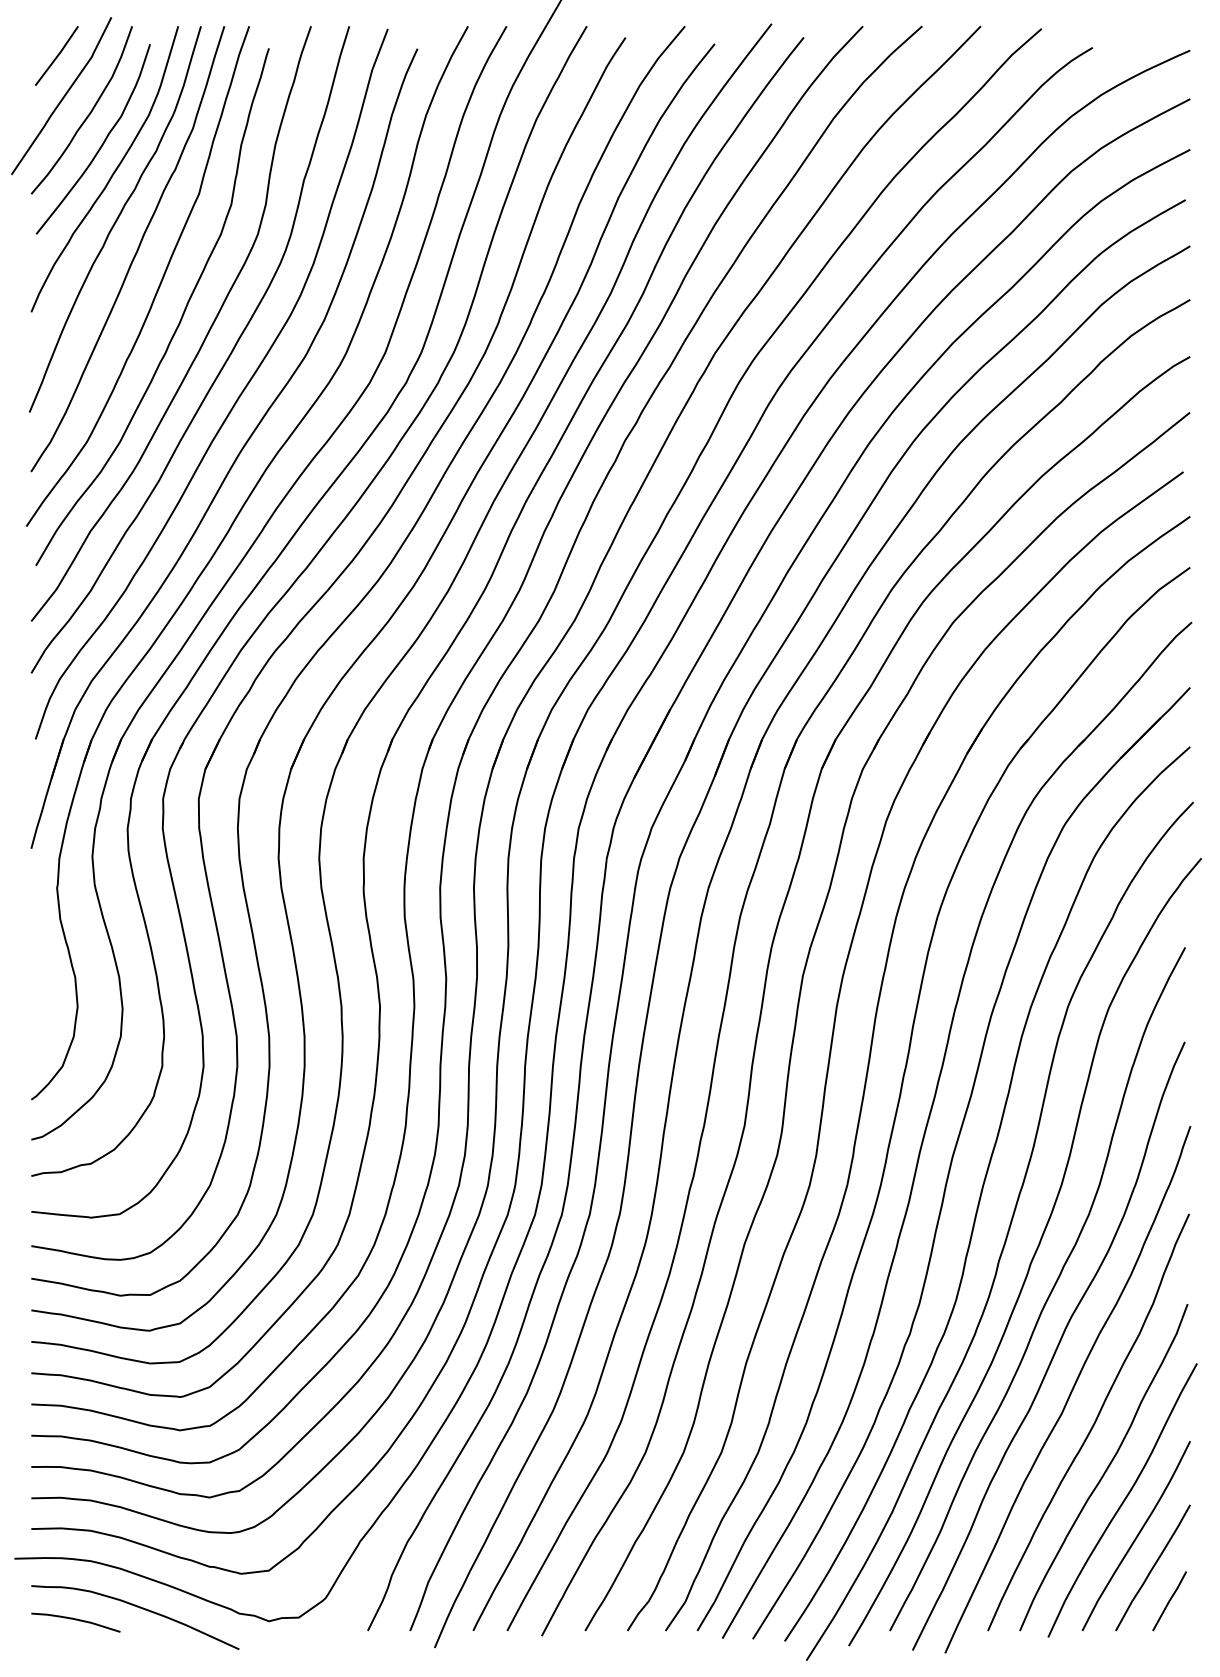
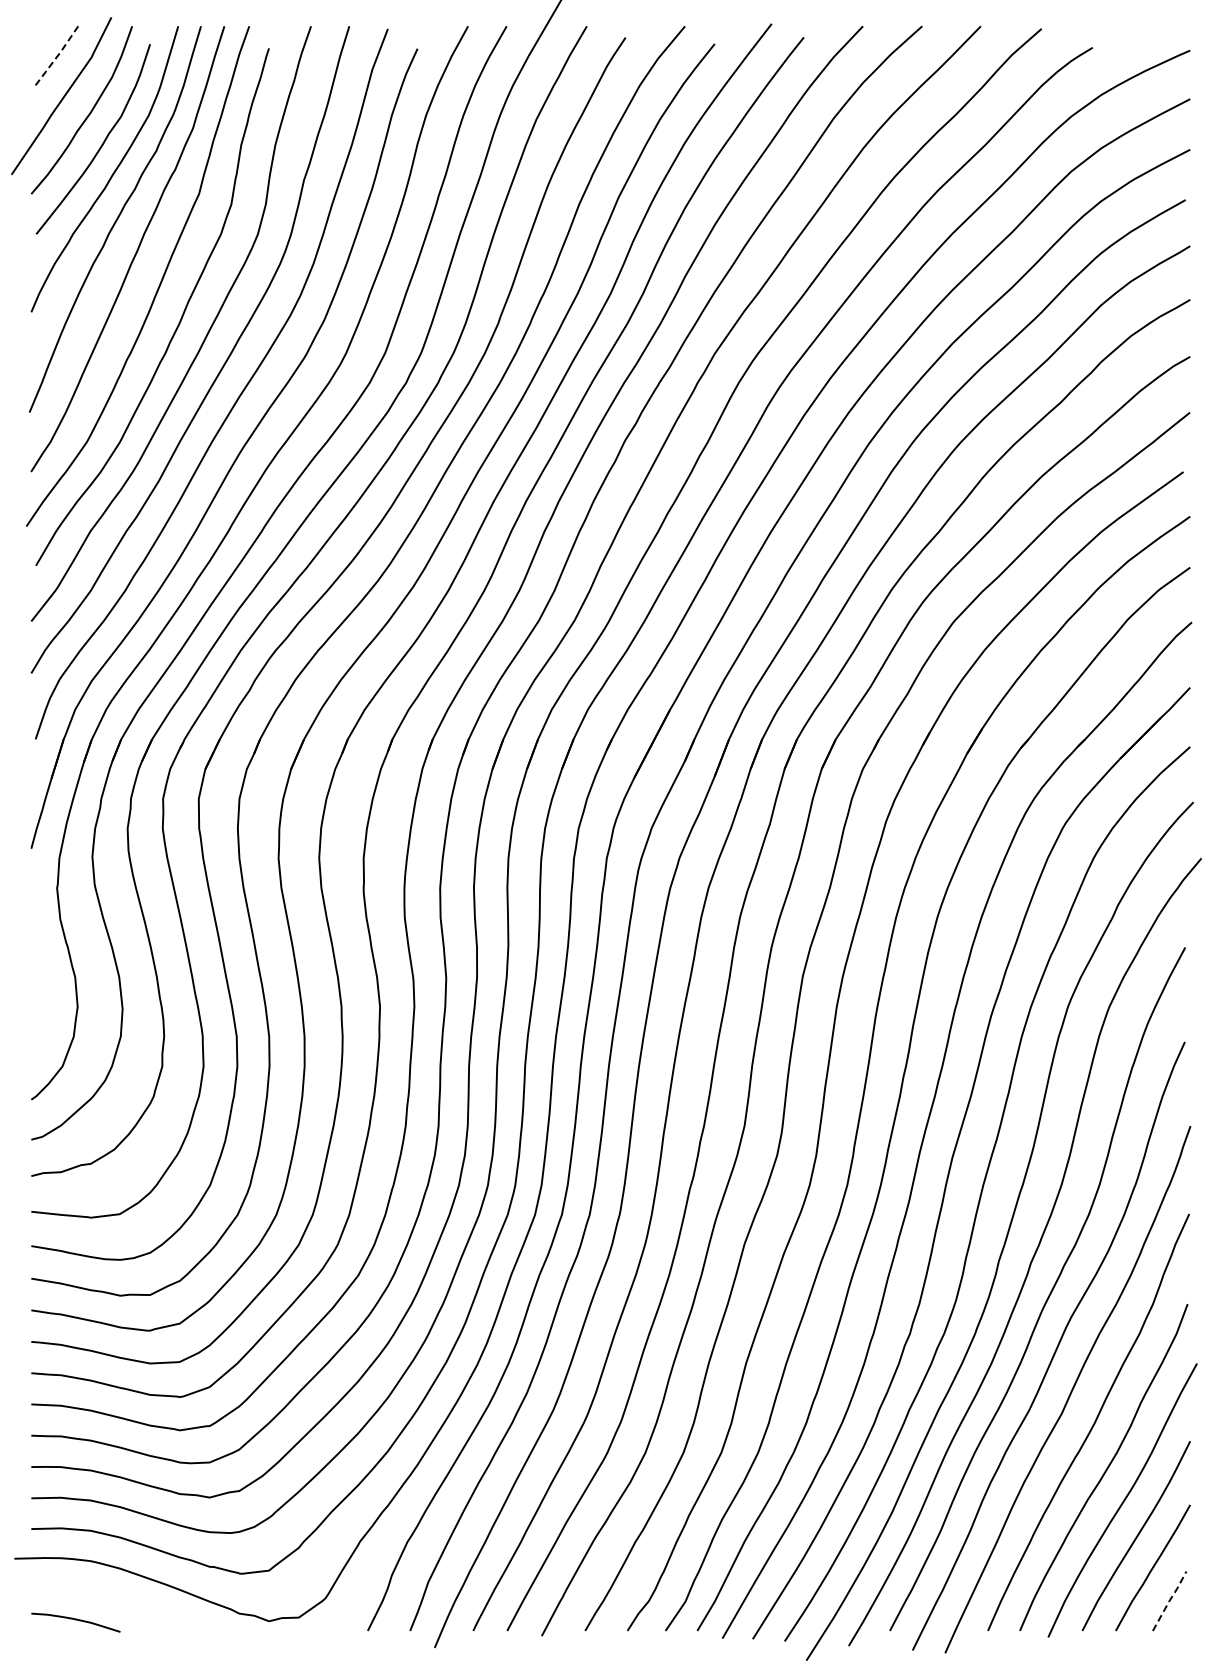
line: solid -> dashed (57, 56)
line: solid -> dashed (1169, 1600)
curve: present -> none (139, 1608)
